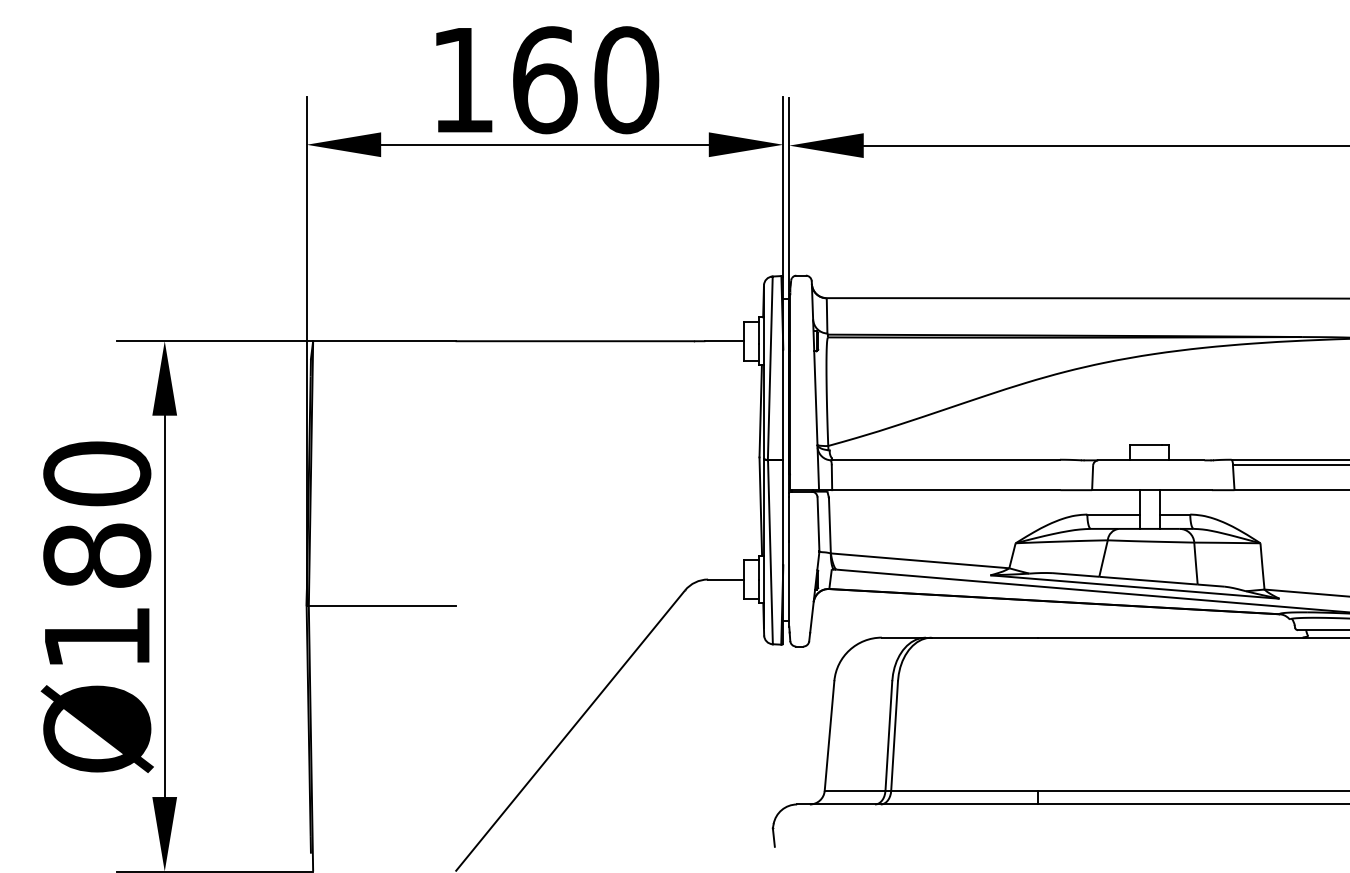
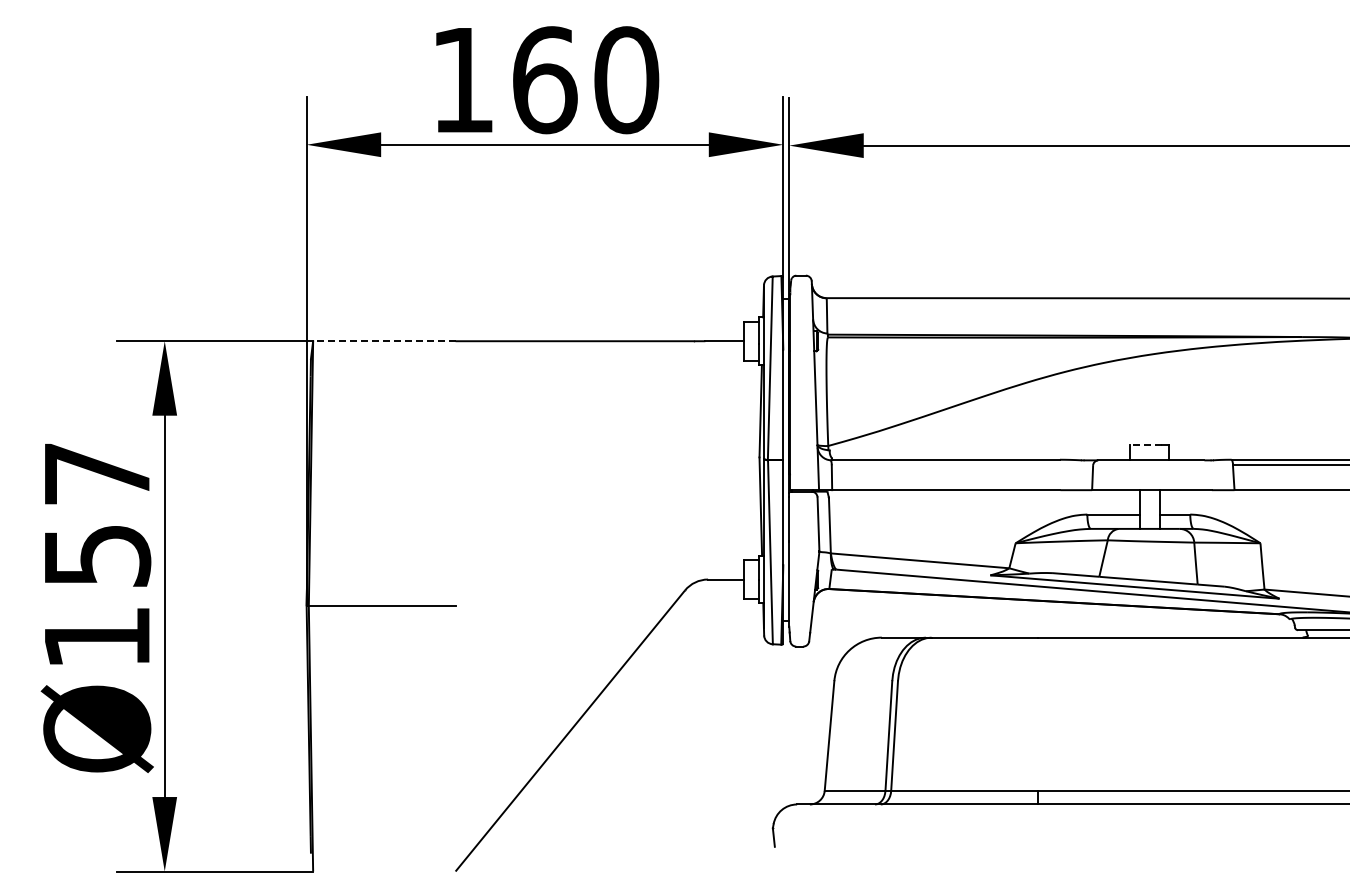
line: solid -> dashed (383, 341)
line: solid -> dashed (1146, 445)
text: Ø180 -> Ø157 (97, 514)
